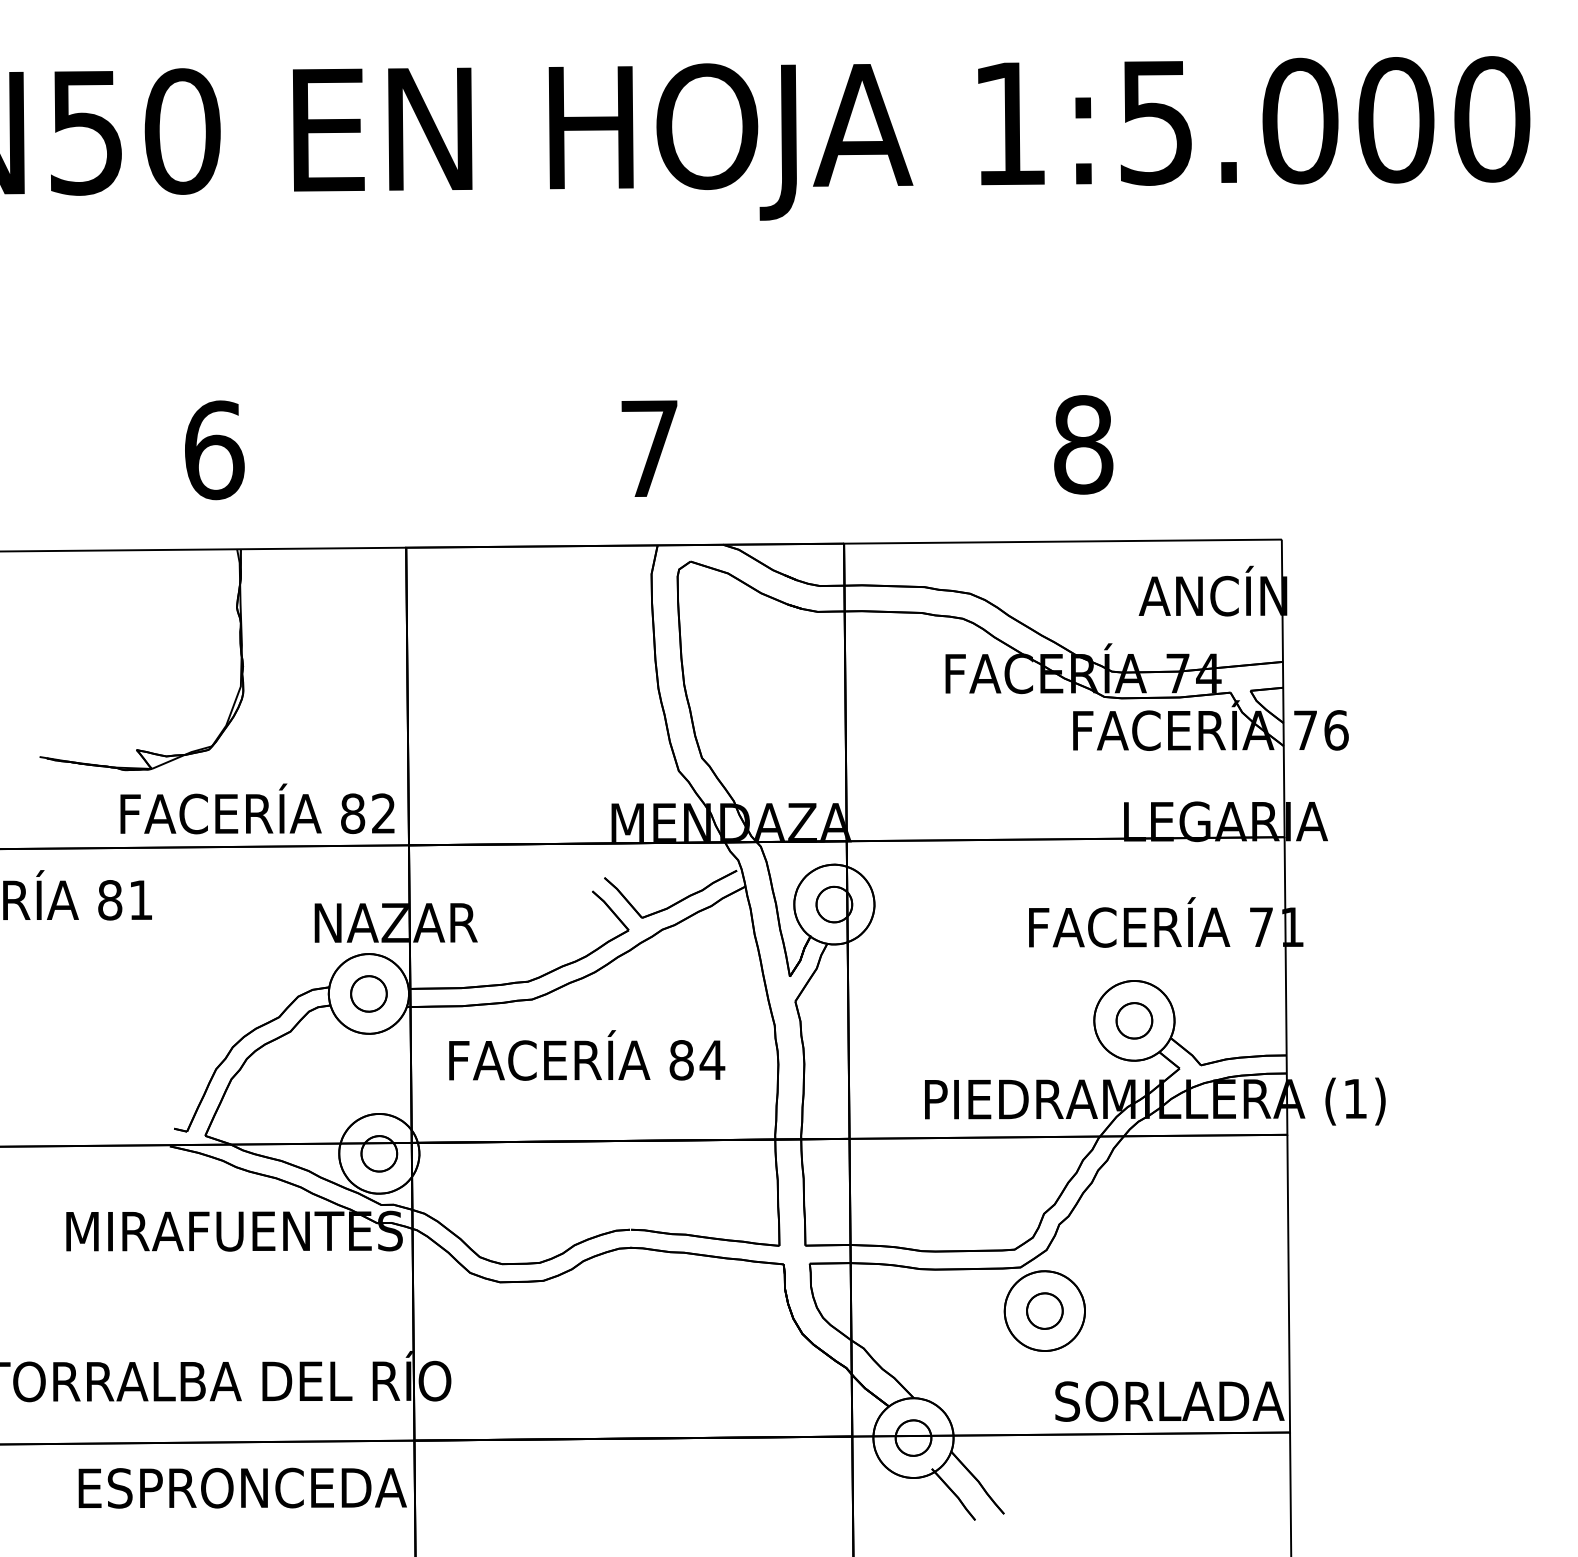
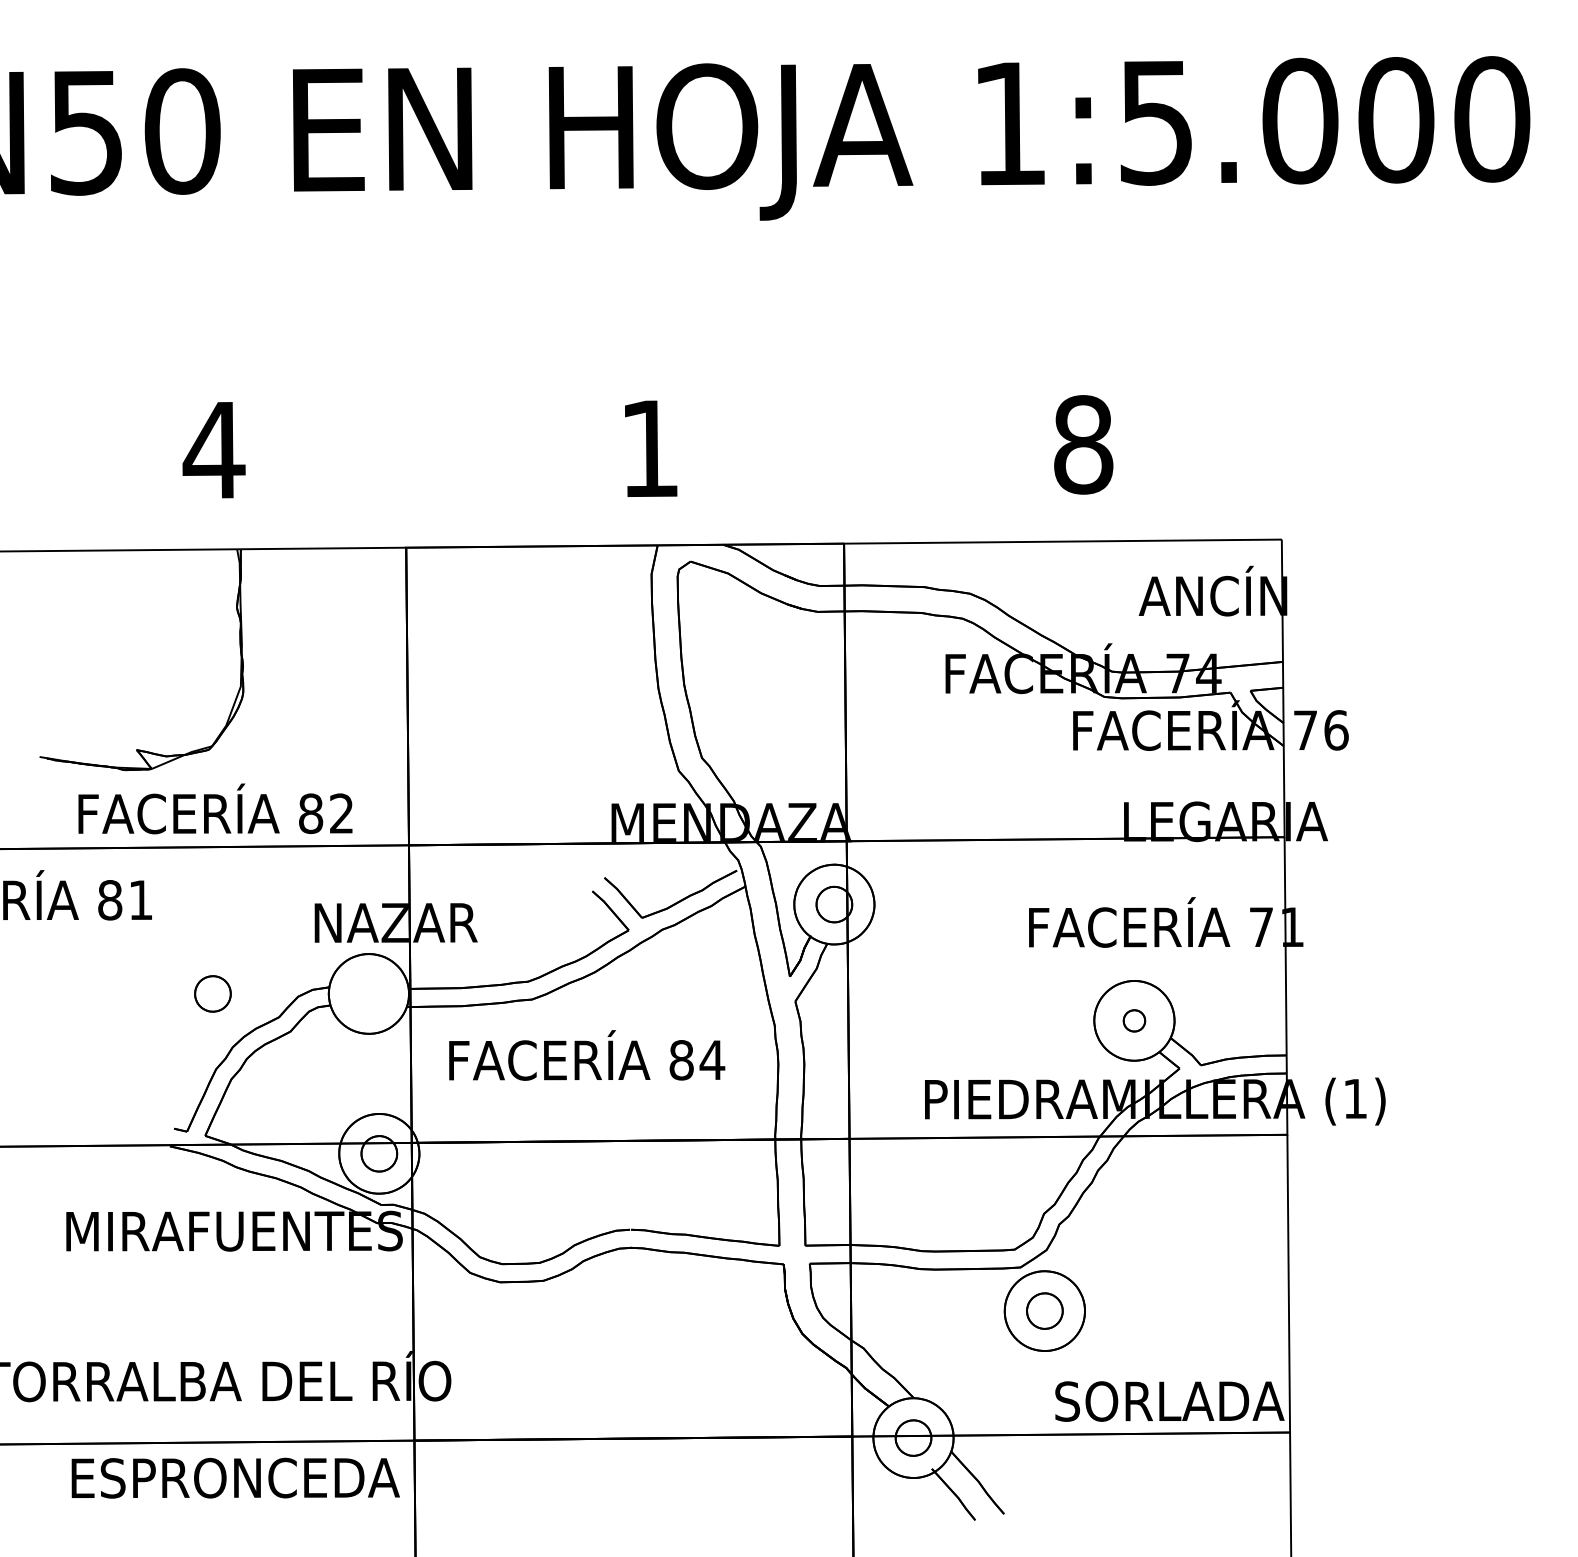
text: 7 -> 1 (649, 448)
text: 6 -> 4 (213, 450)
text position: (257, 808) -> (215, 808) (215, 808)
part position: (368, 993) -> (212, 993) (212, 993)
part size: 39x38 px -> 25x24 px (1134, 1020)
text position: (242, 1487) -> (235, 1477) (235, 1477)
